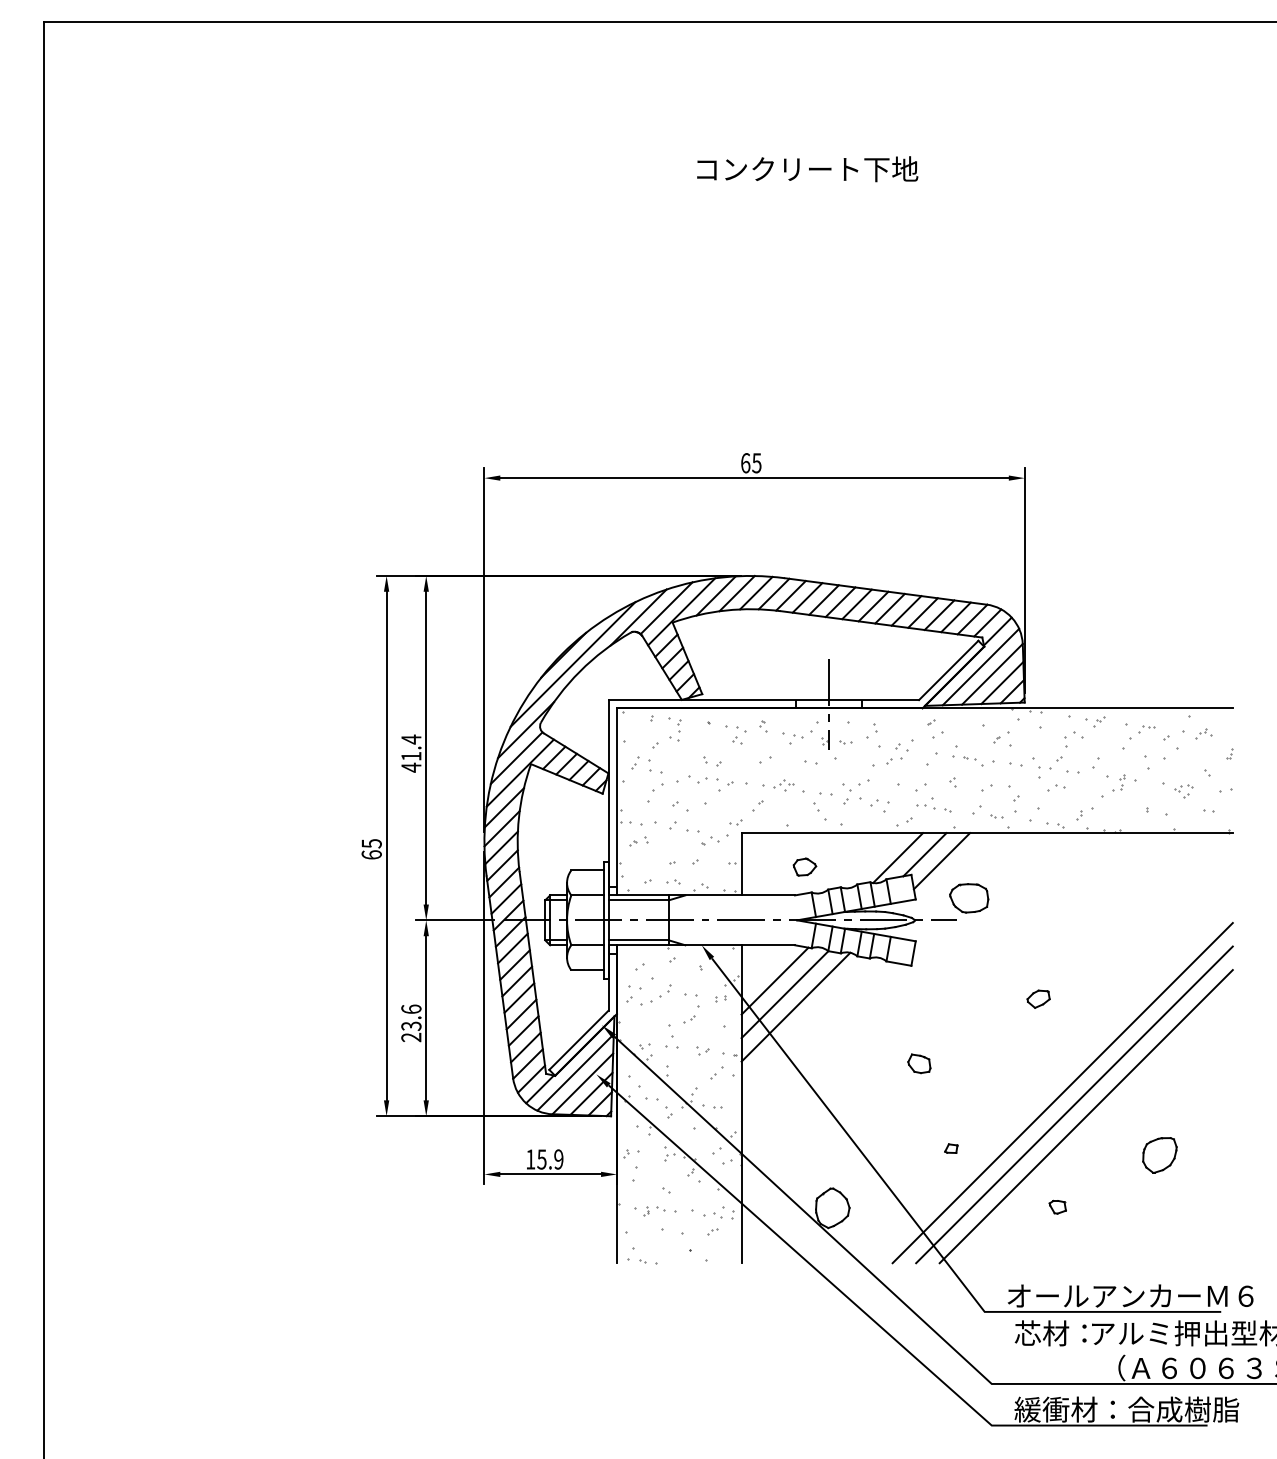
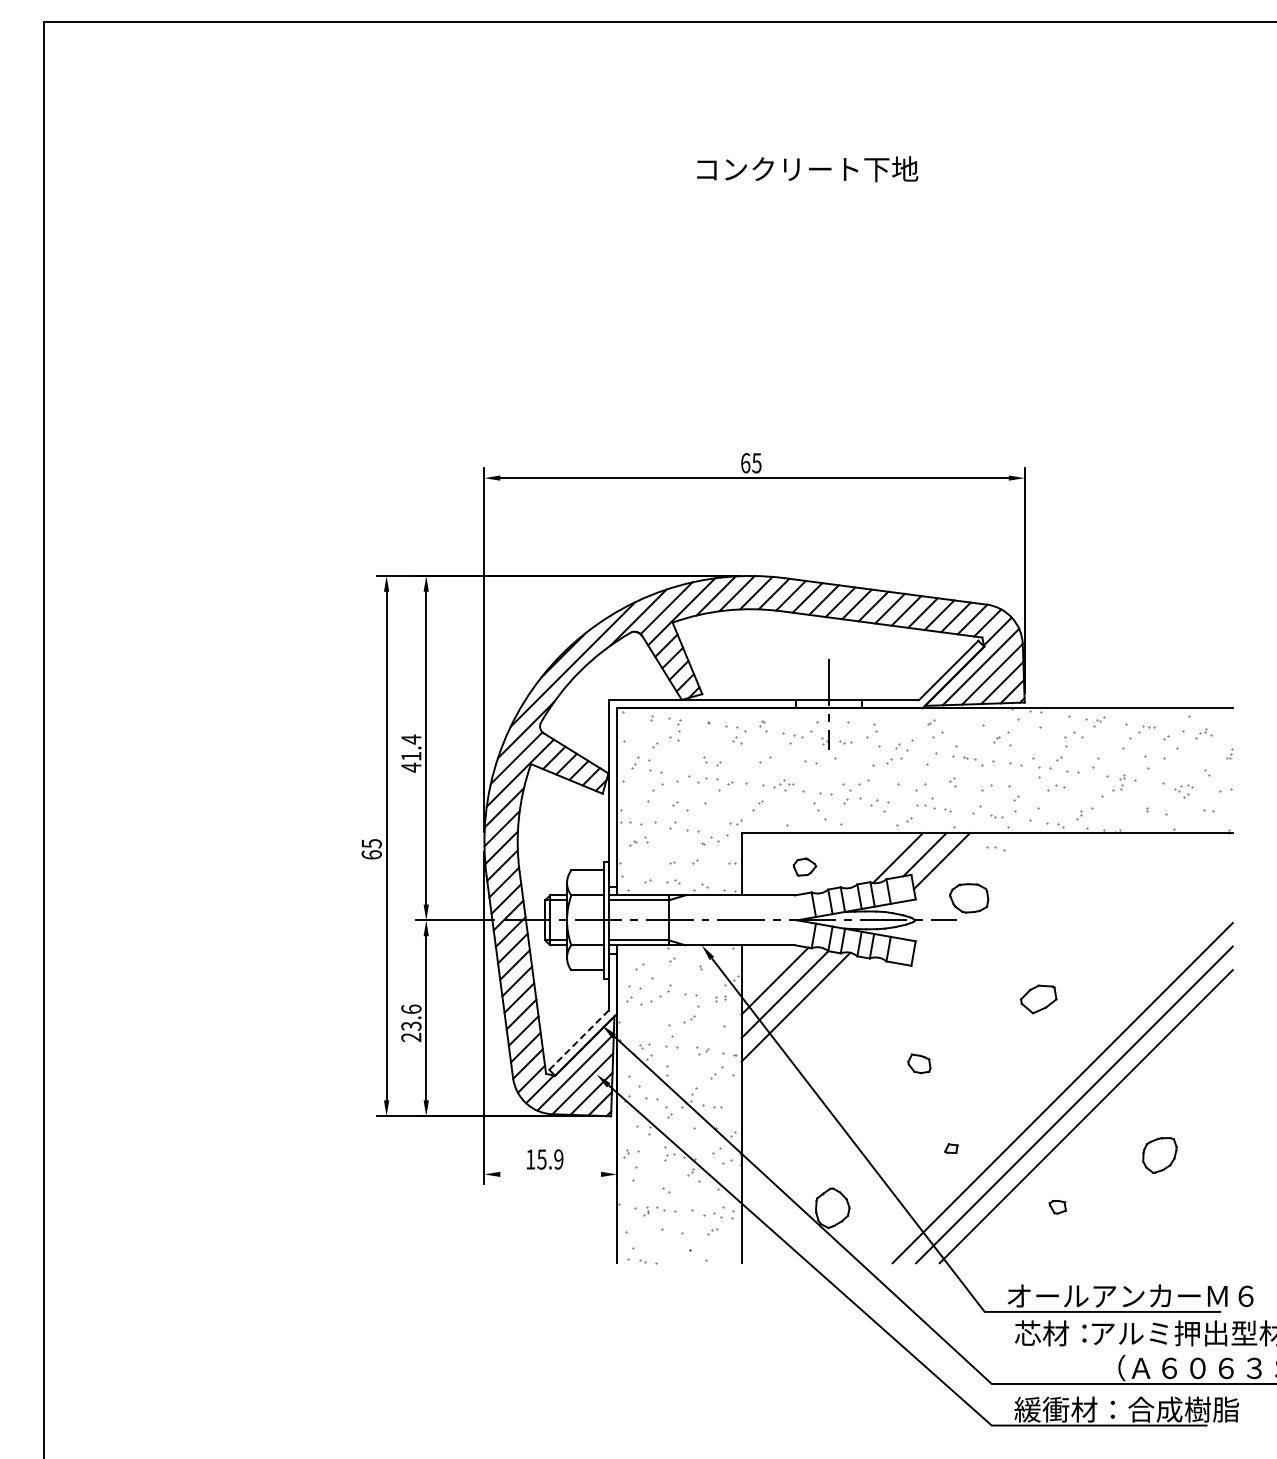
part: none -> present (995, 848)
part size: 25x20 px -> 38x31 px (1038, 999)
line: solid -> dashed (578, 1040)
line: present -> none (550, 1174)
